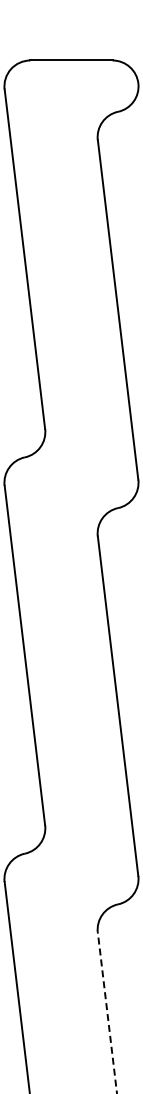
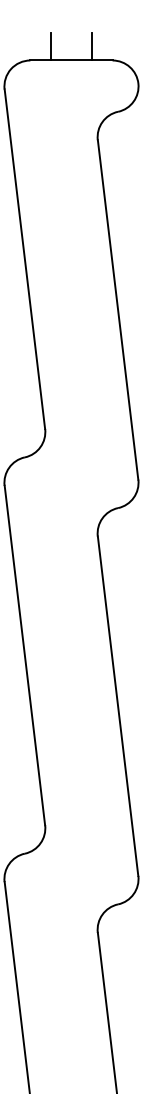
line: none -> present (50, 46)
line: none -> present (92, 46)
line: dashed -> solid (107, 1013)
